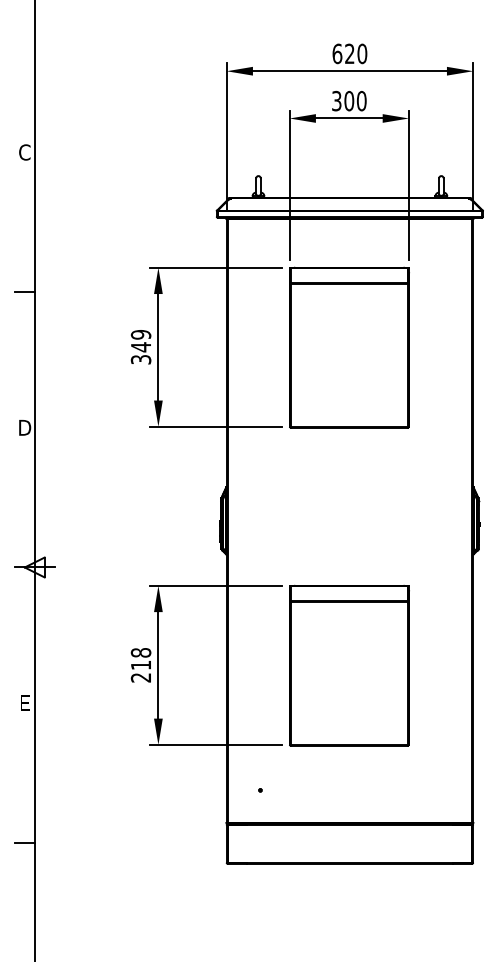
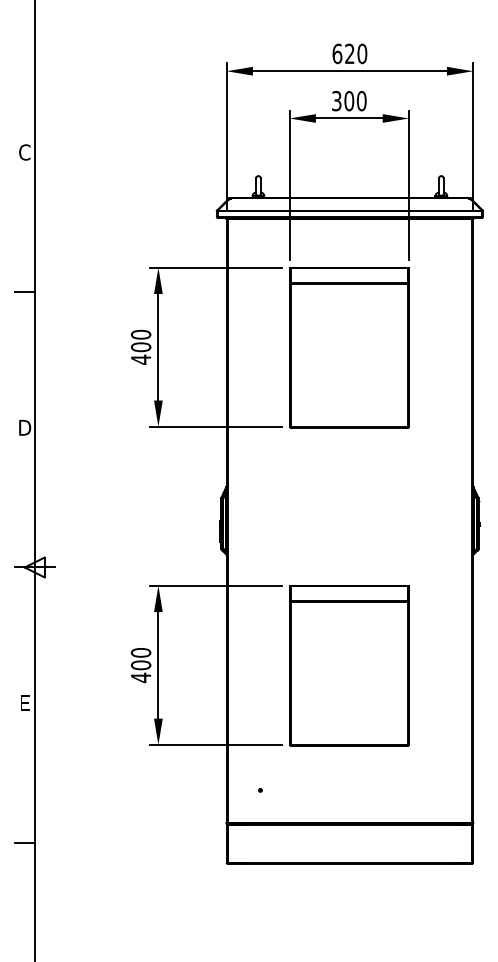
text: 349 -> 400 (140, 347)
text: 218 -> 400 (140, 665)
